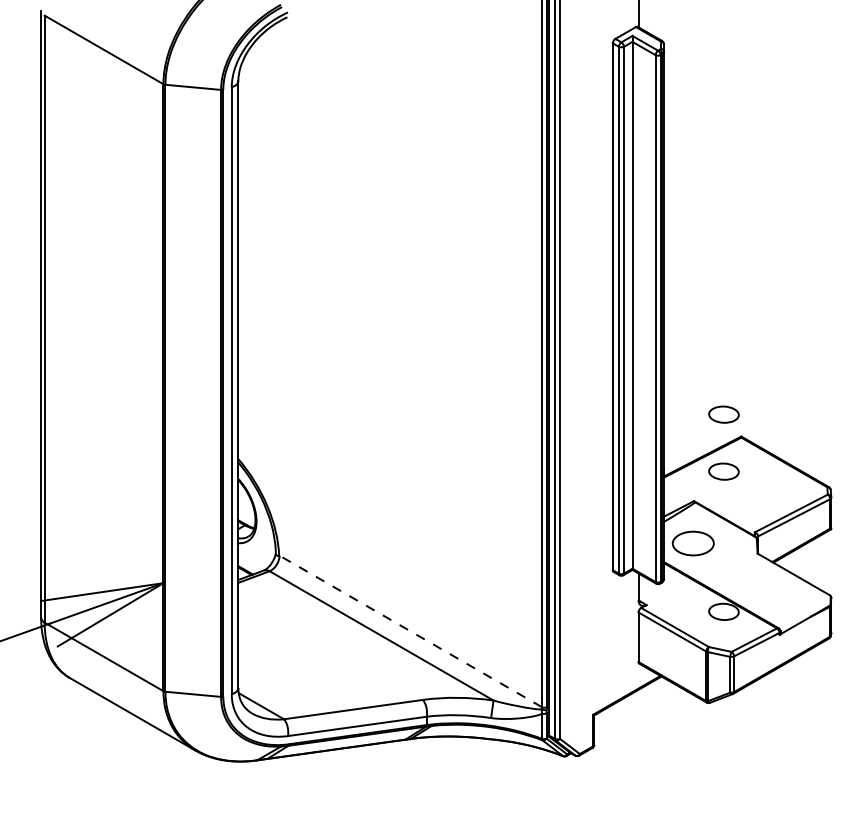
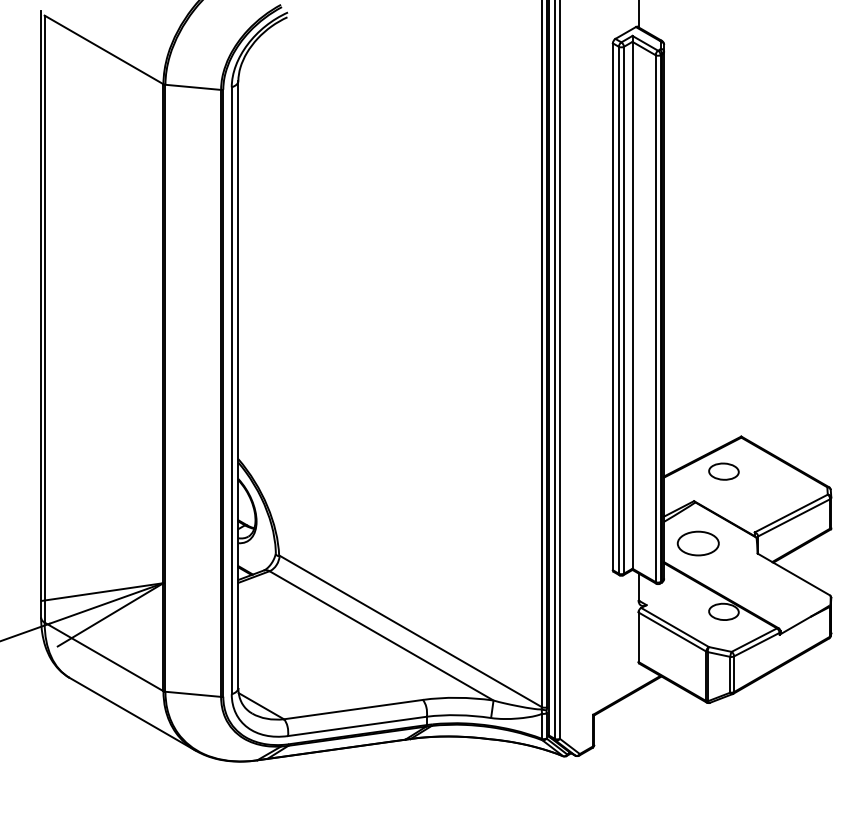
part: present -> none (723, 414)
part position: (692, 543) -> (697, 543) (697, 543)
line: dashed -> solid (410, 631)
